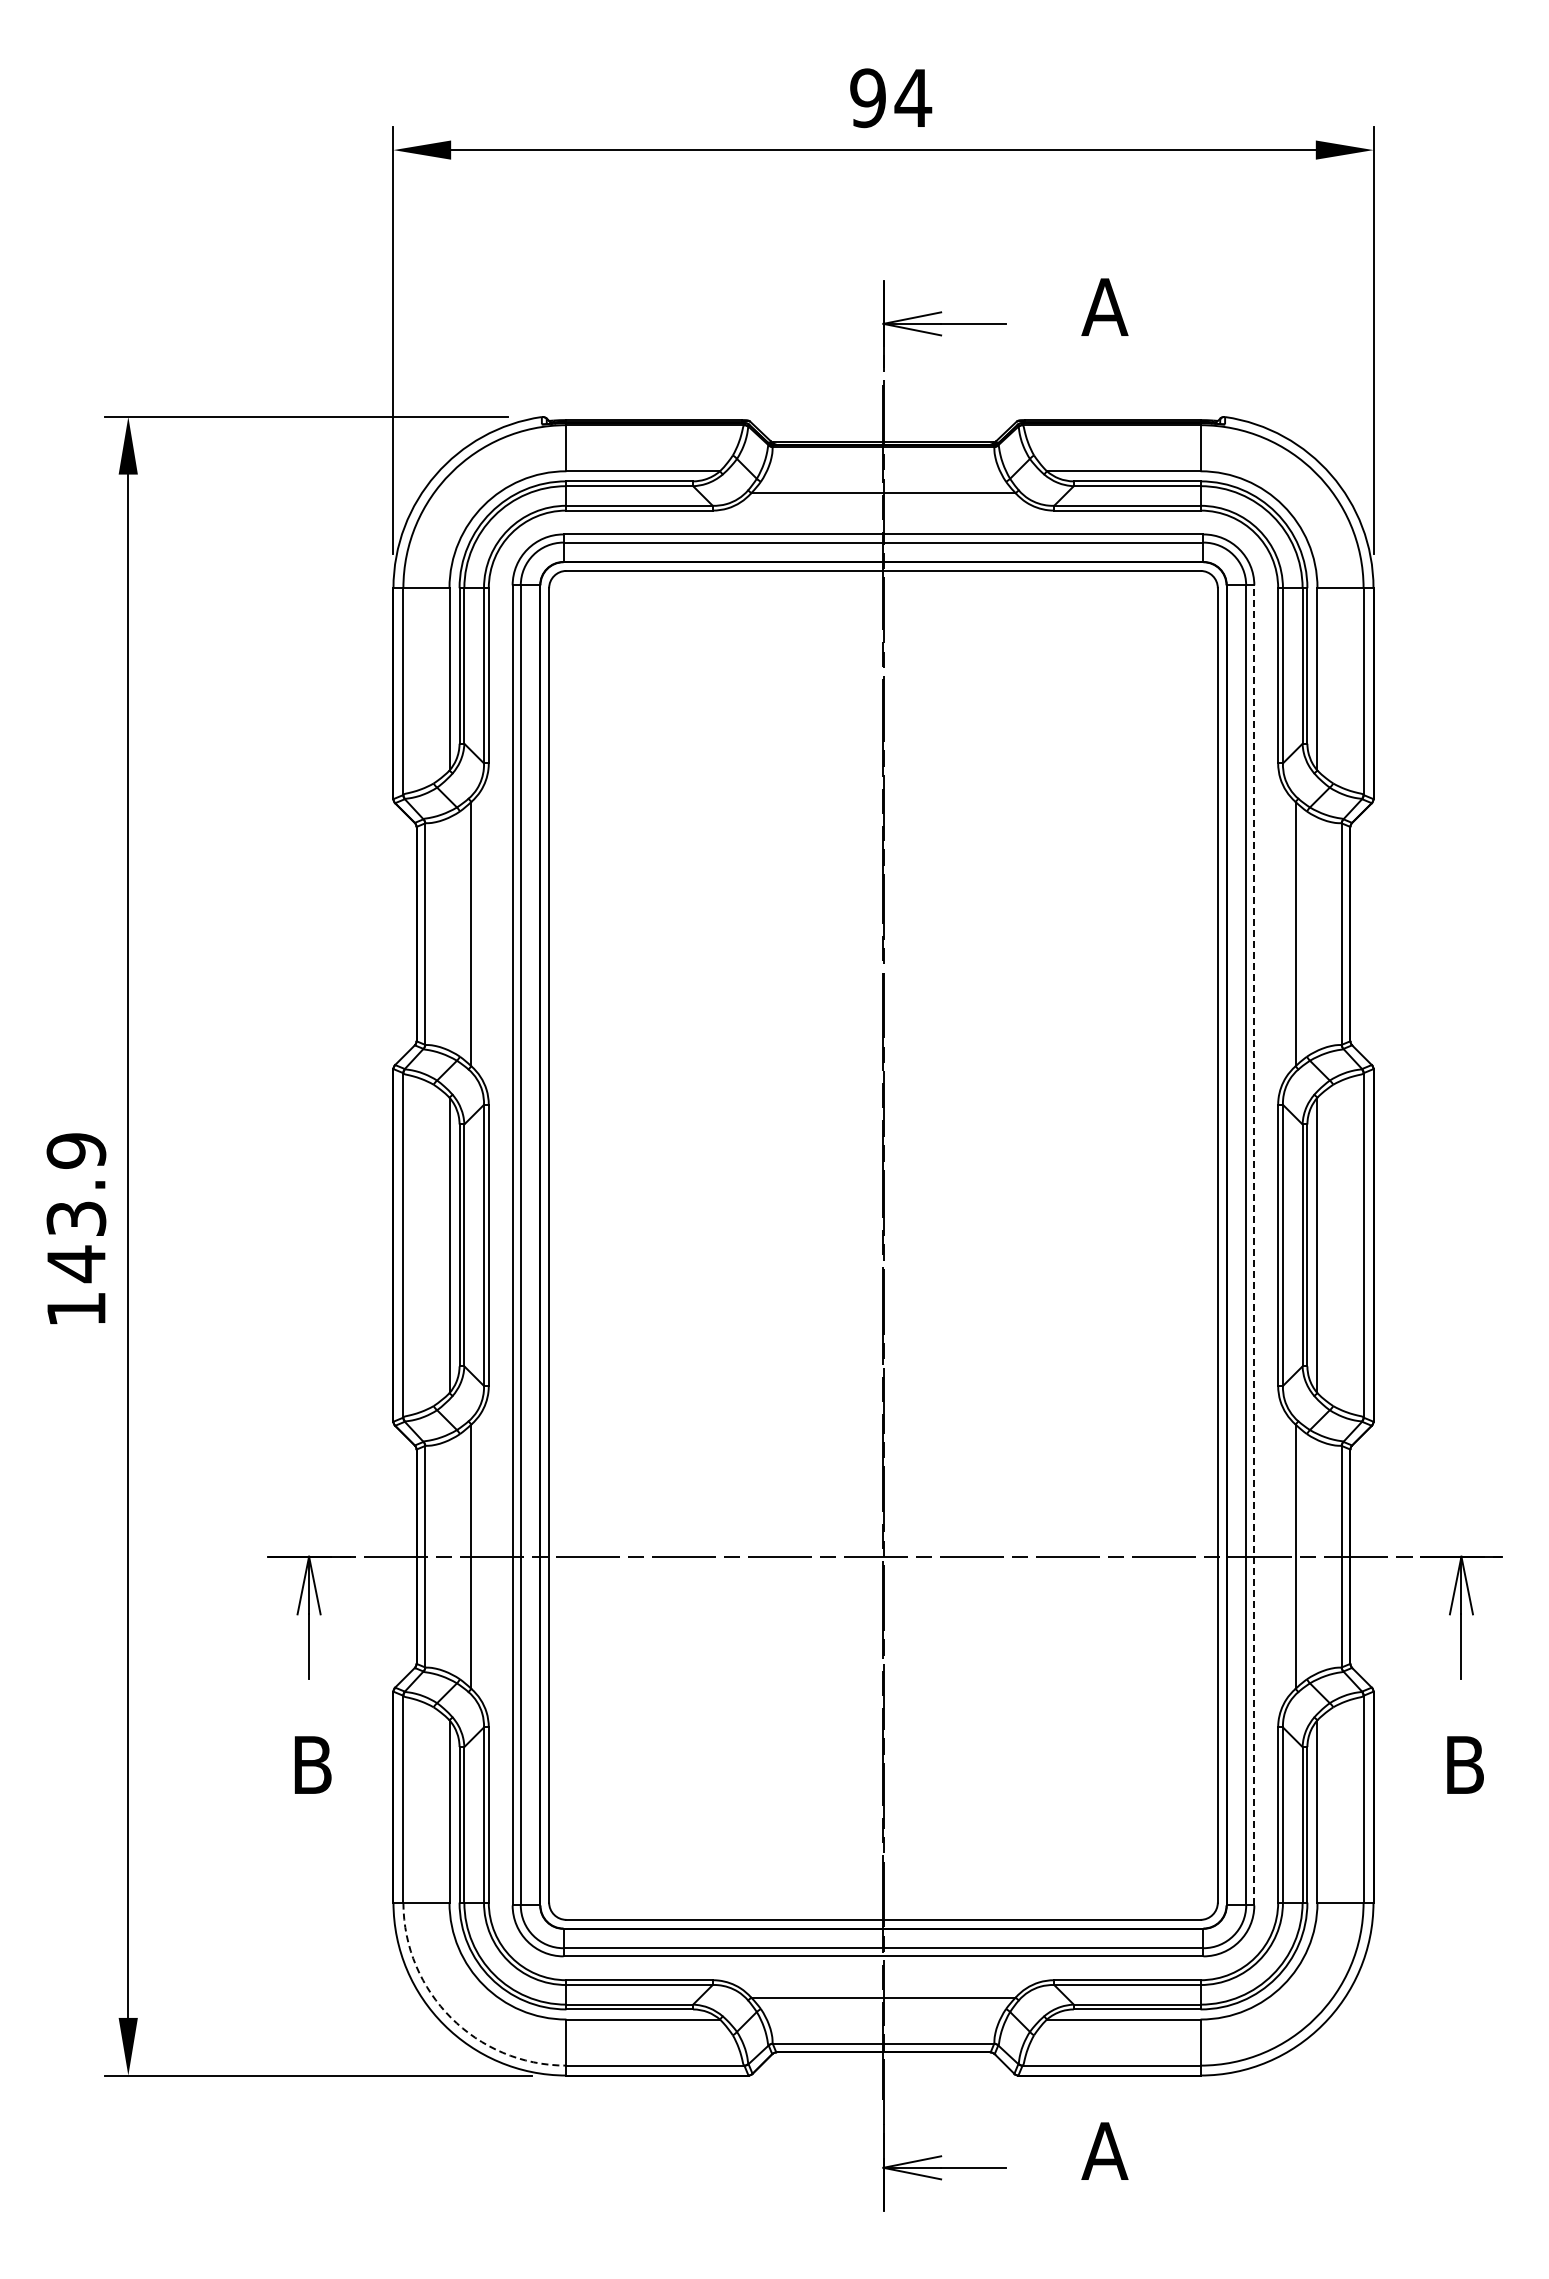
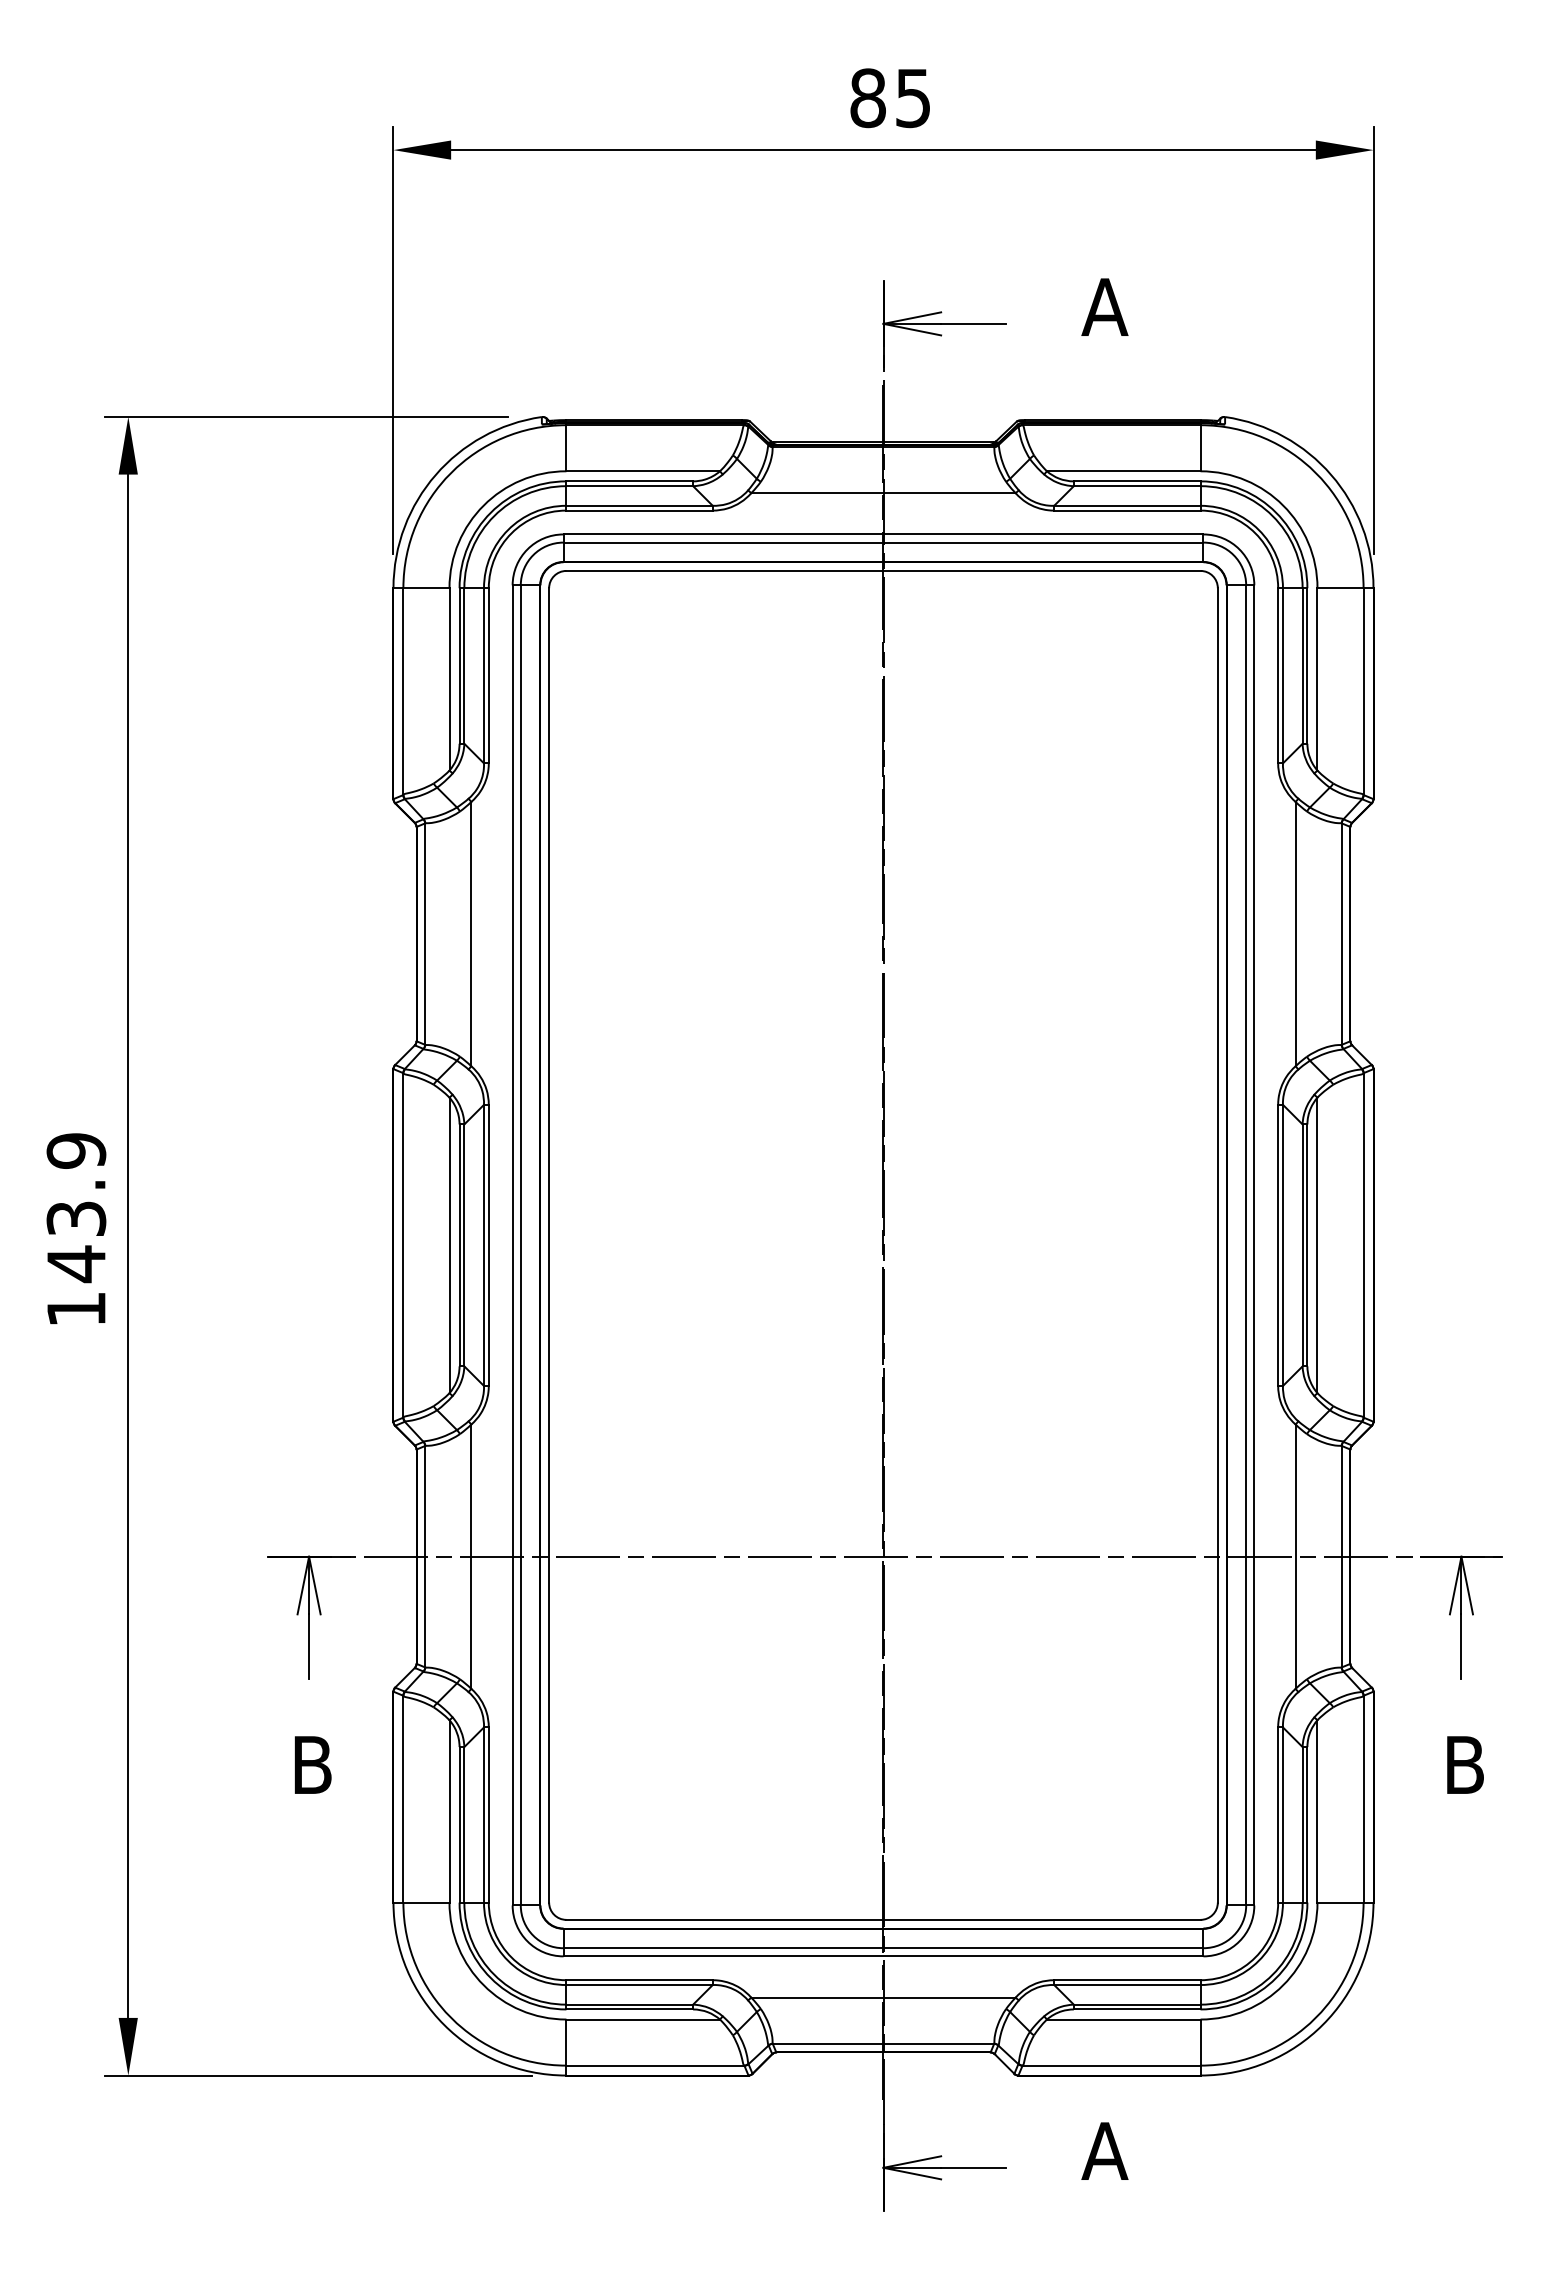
text: 94 -> 85 (891, 98)
line: dashed -> solid (1254, 1244)
arc: dashed -> solid (451, 2017)
